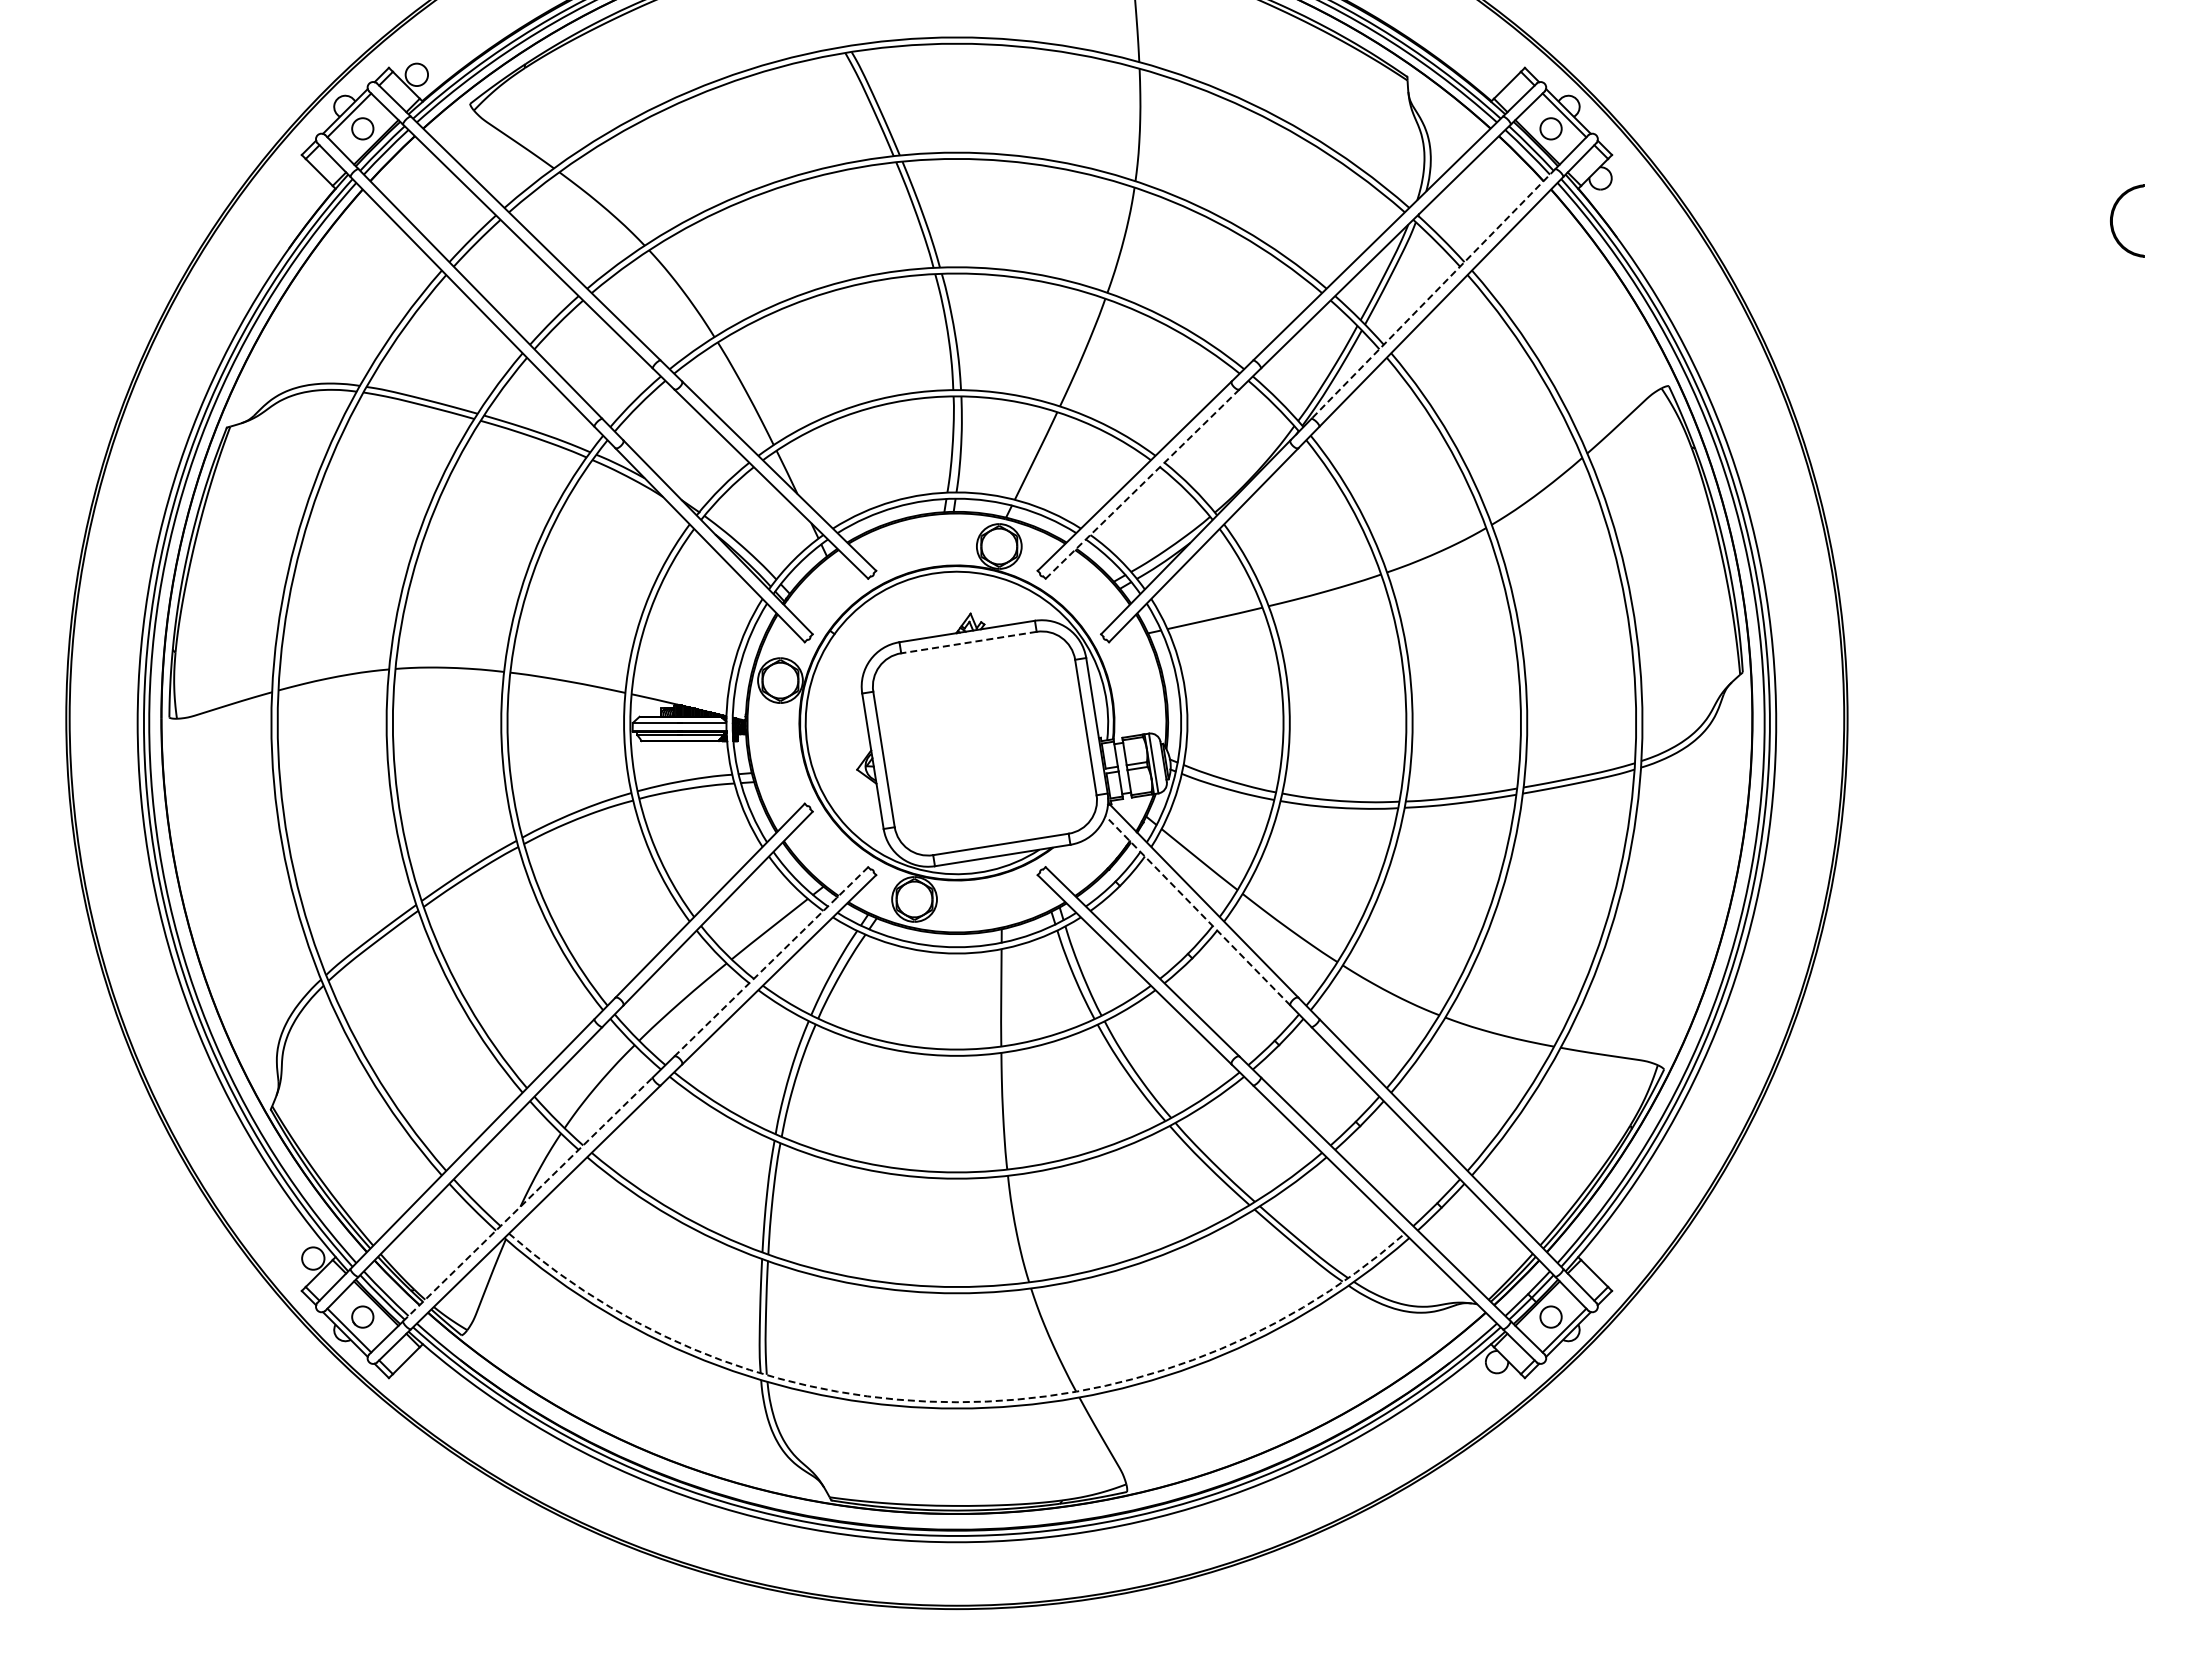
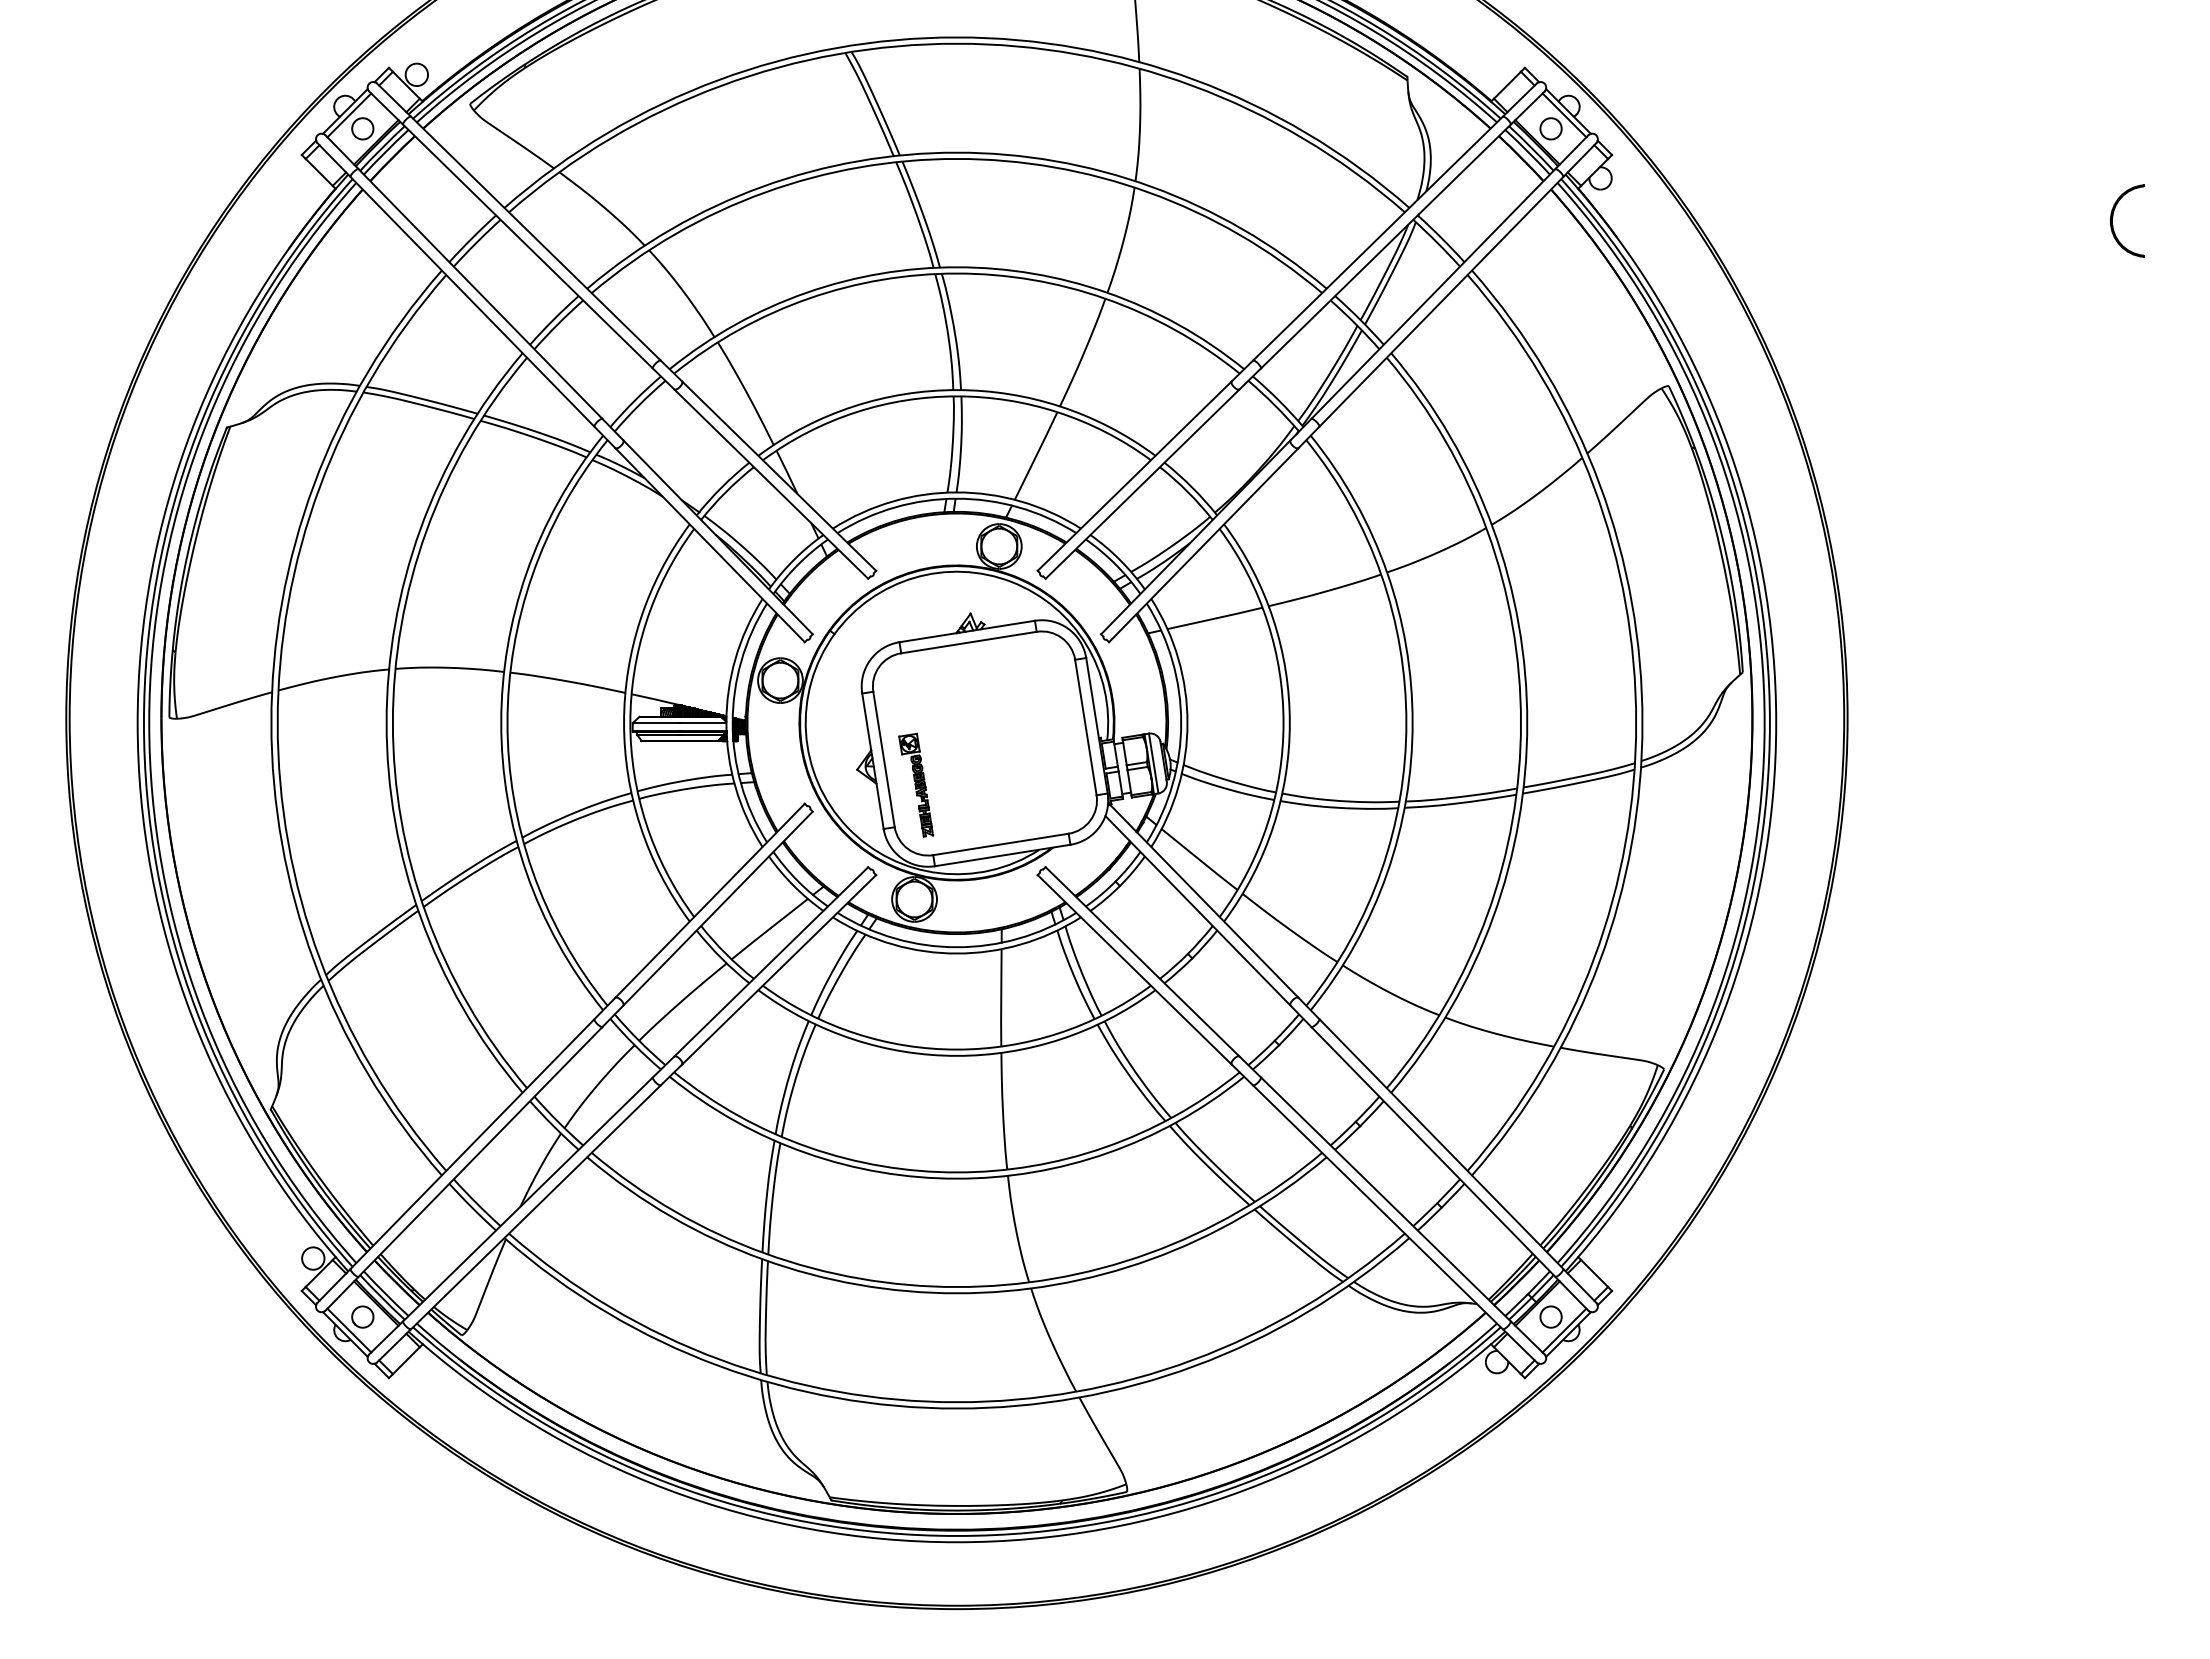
line: dashed -> solid (1433, 293)
line: dashed -> solid (1142, 484)
line: dashed -> solid (968, 642)
part: none -> present (916, 784)
line: dashed -> solid (1197, 910)
line: dashed -> solid (771, 961)
line: dashed -> solid (527, 1199)
arc: dashed -> solid (956, 1402)
